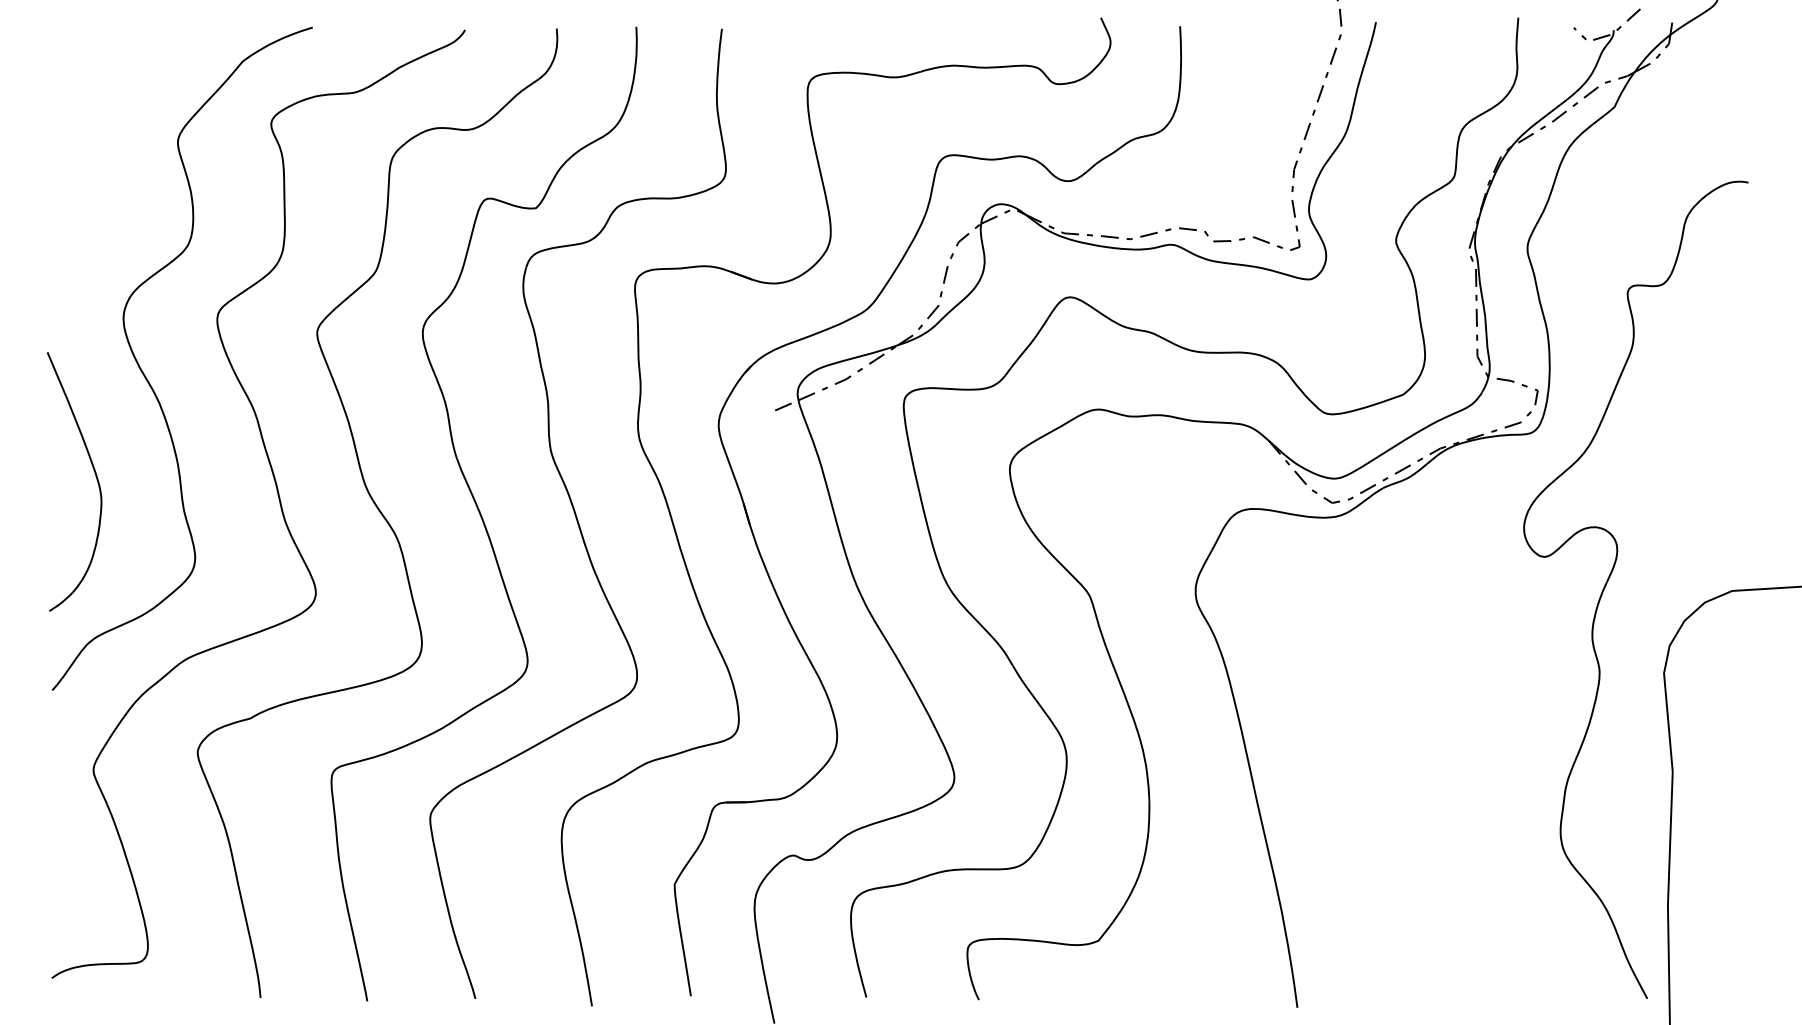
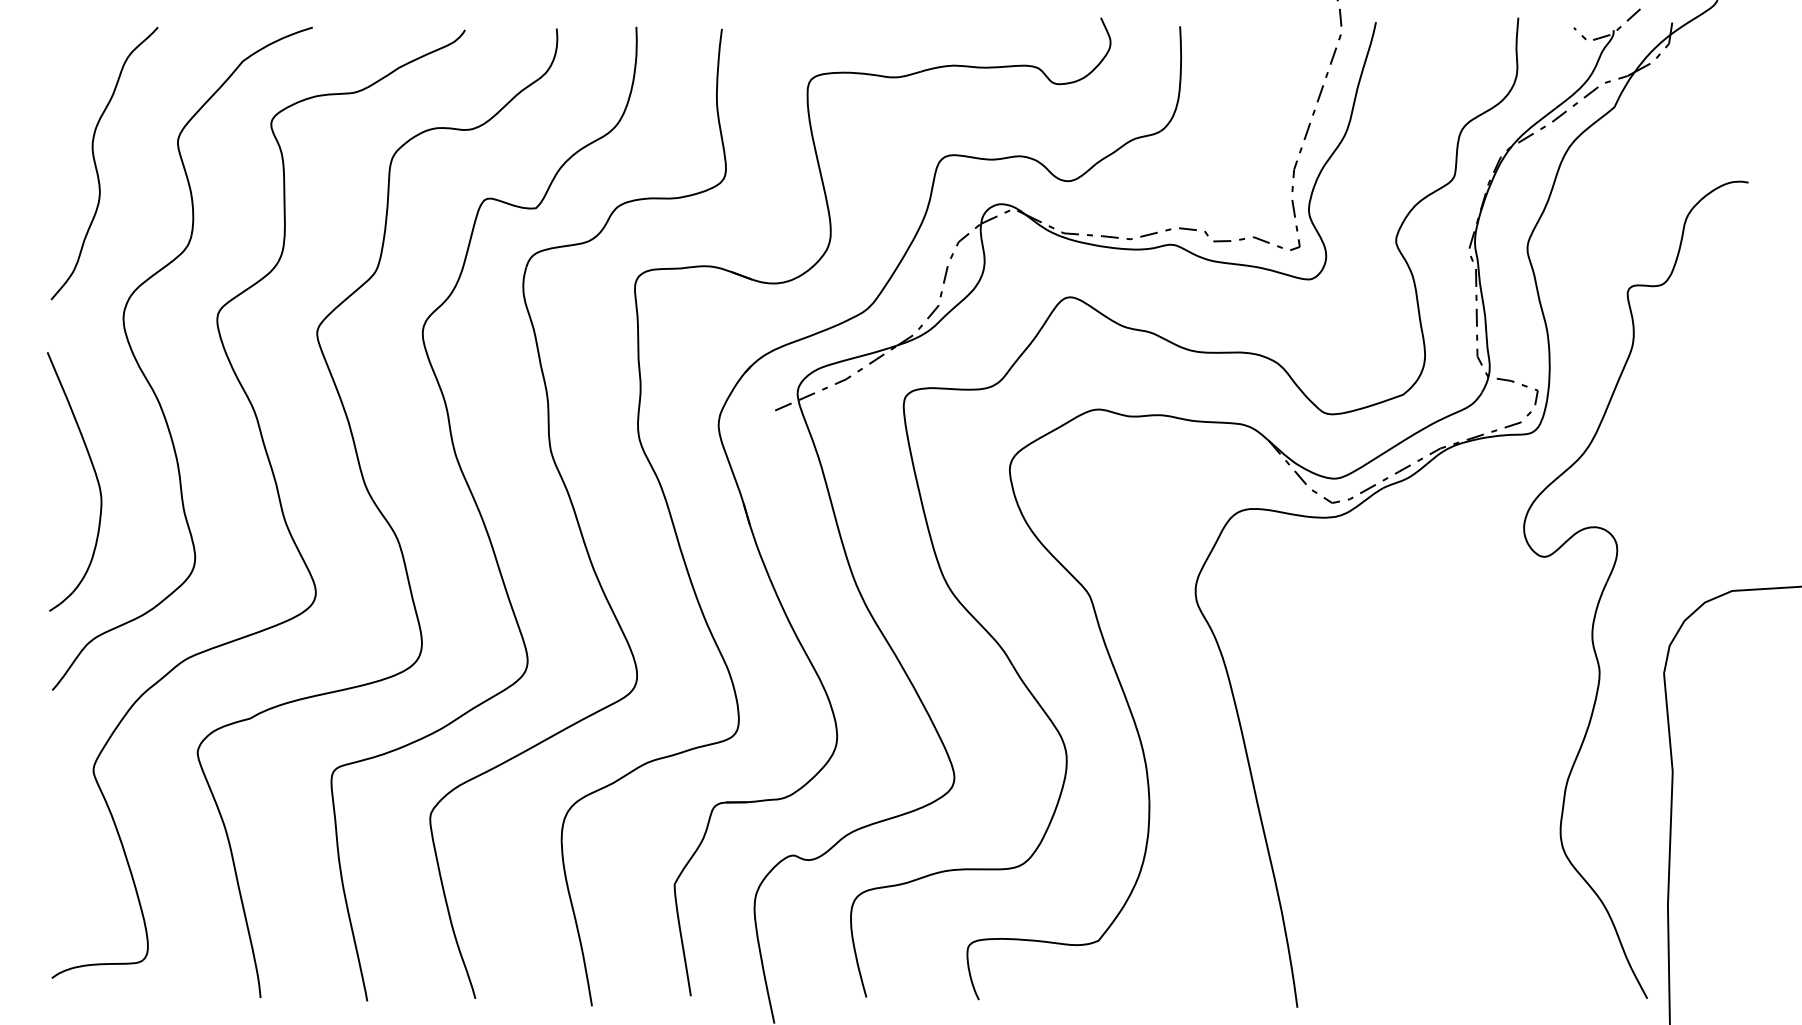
part: none -> present (96, 164)
